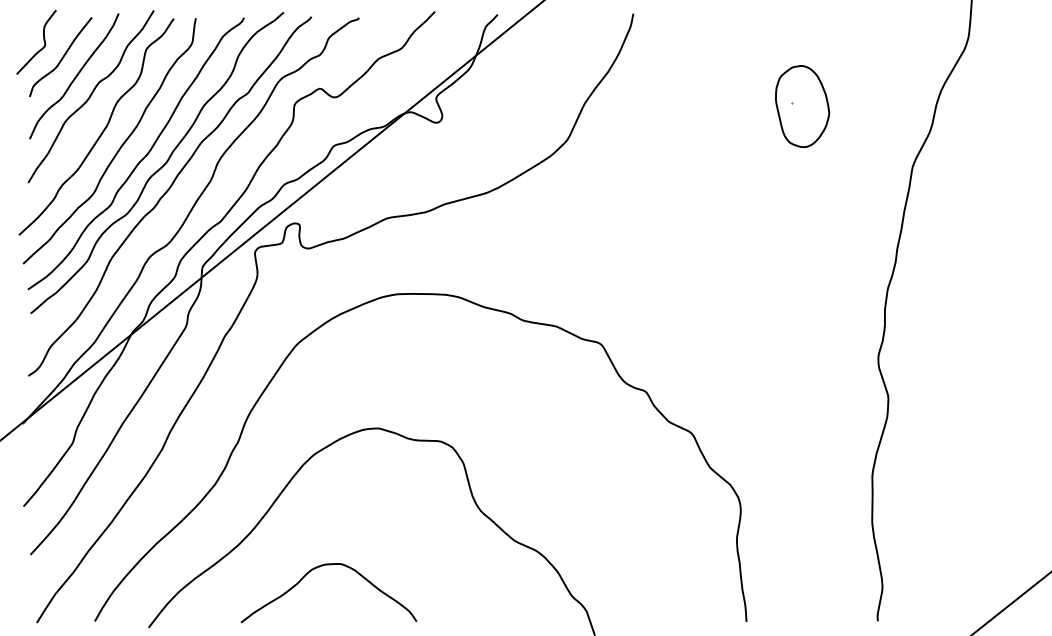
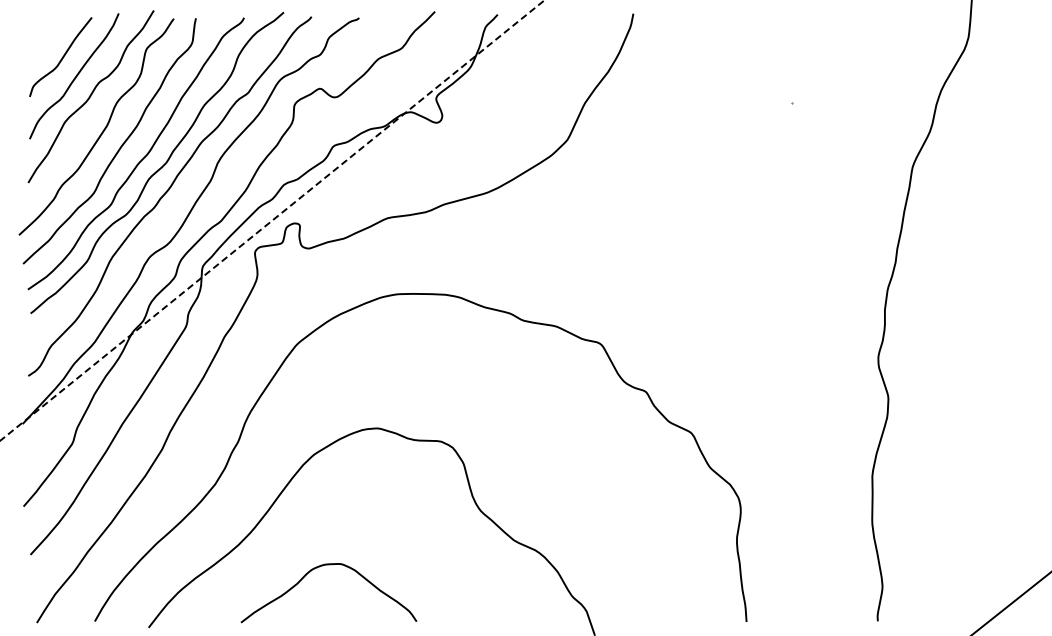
curve: present -> none (43, 40)
part: present -> none (802, 106)
line: solid -> dashed (272, 220)
